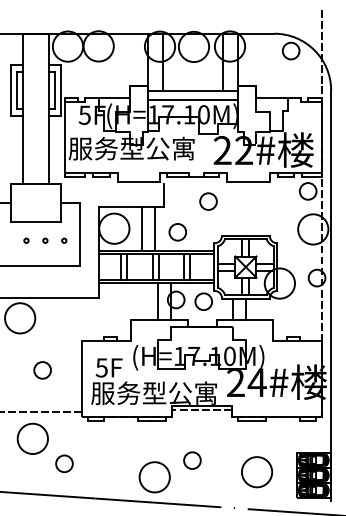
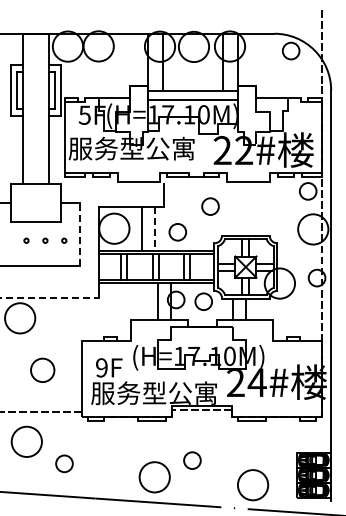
circle position: (208, 201) -> (210, 206) (210, 206)
line: solid -> dashed (154, 228)
line: solid -> dashed (80, 234)
line: solid -> dashed (50, 297)
text: 5F -> 9F (101, 367)
circle size: 19x19 px -> 26x26 px (42, 369)
circle position: (32, 438) -> (26, 441) (26, 441)
circle position: (257, 472) -> (253, 485) (253, 485)
